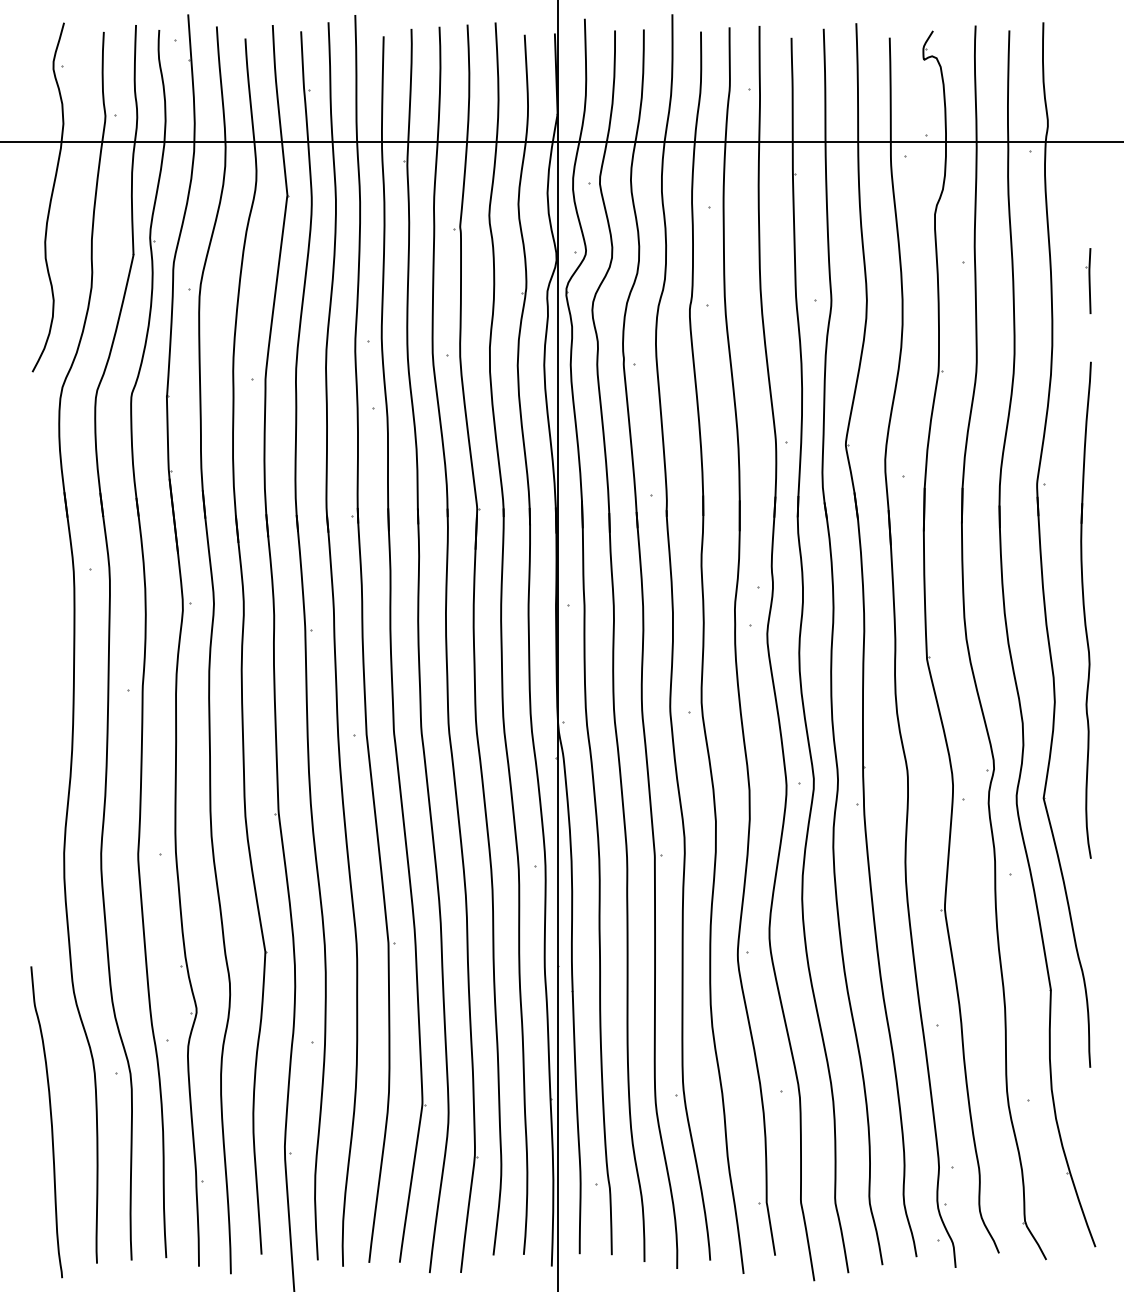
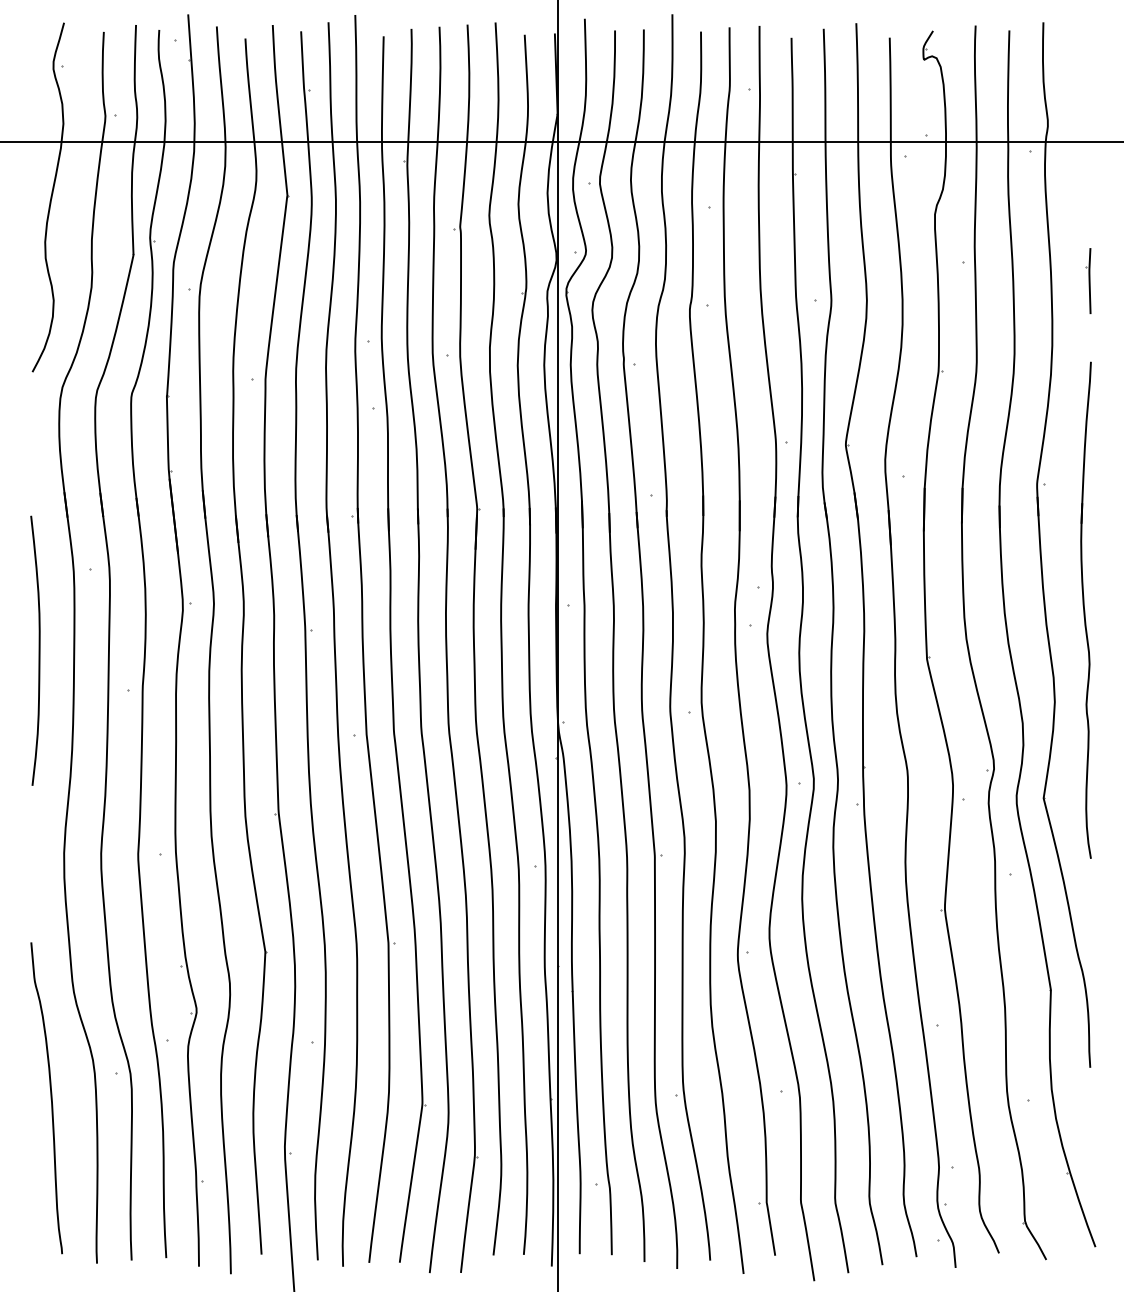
curve: none -> present (38, 650)
curve position: (50, 1122) -> (50, 1098) (50, 1098)
